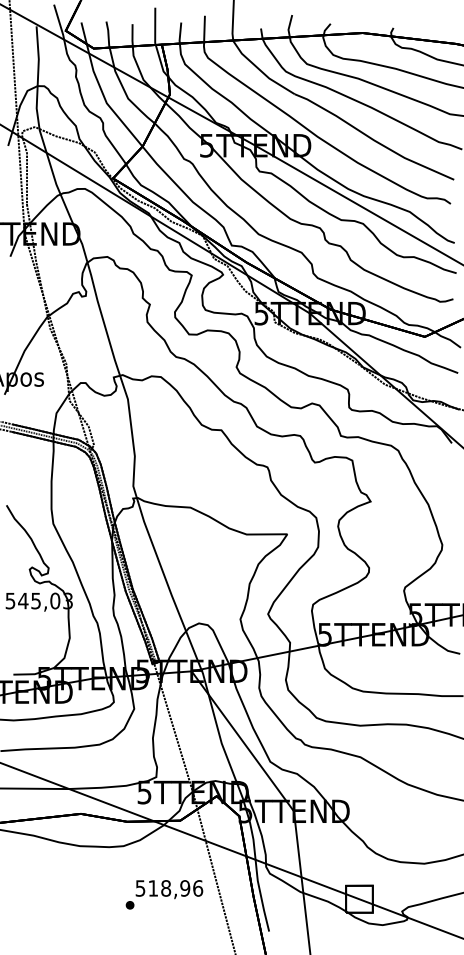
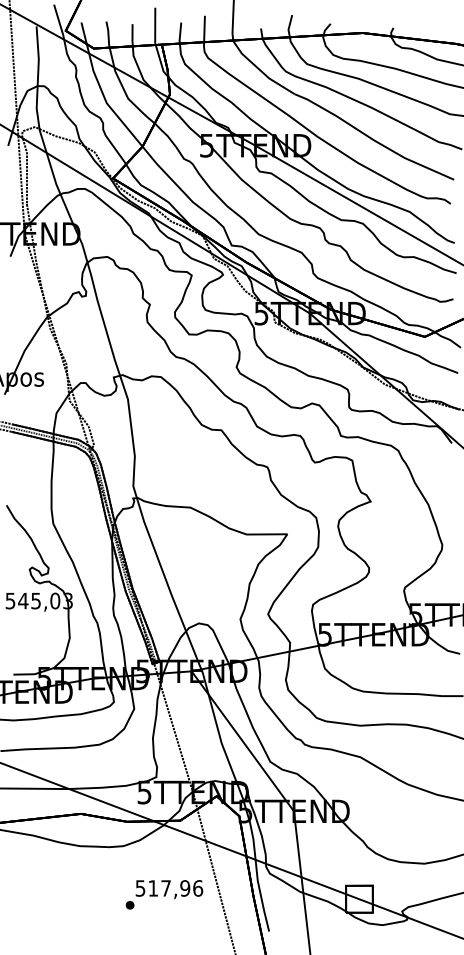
text: 518,96 -> 517,96 (166, 888)
